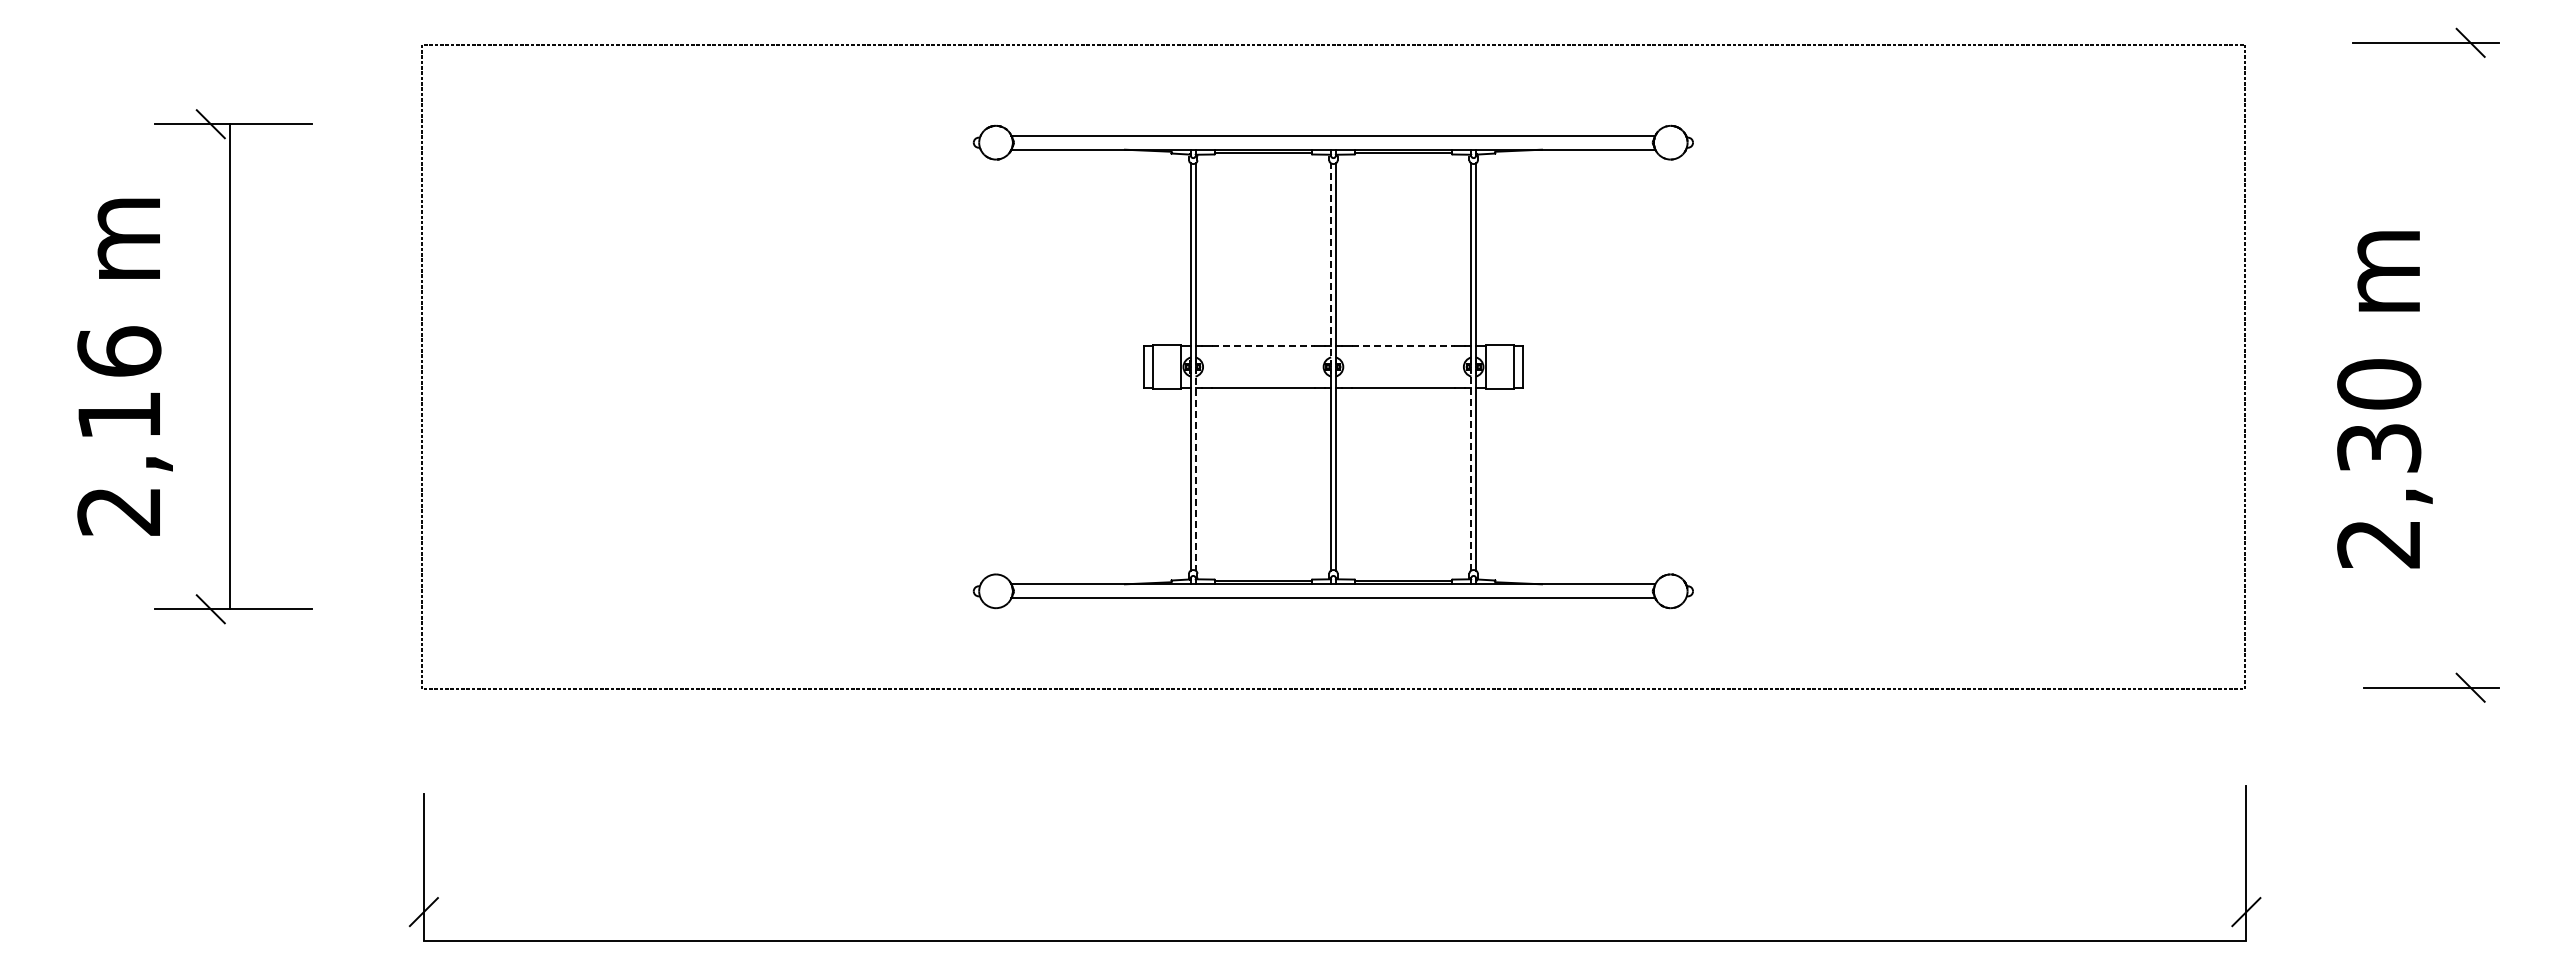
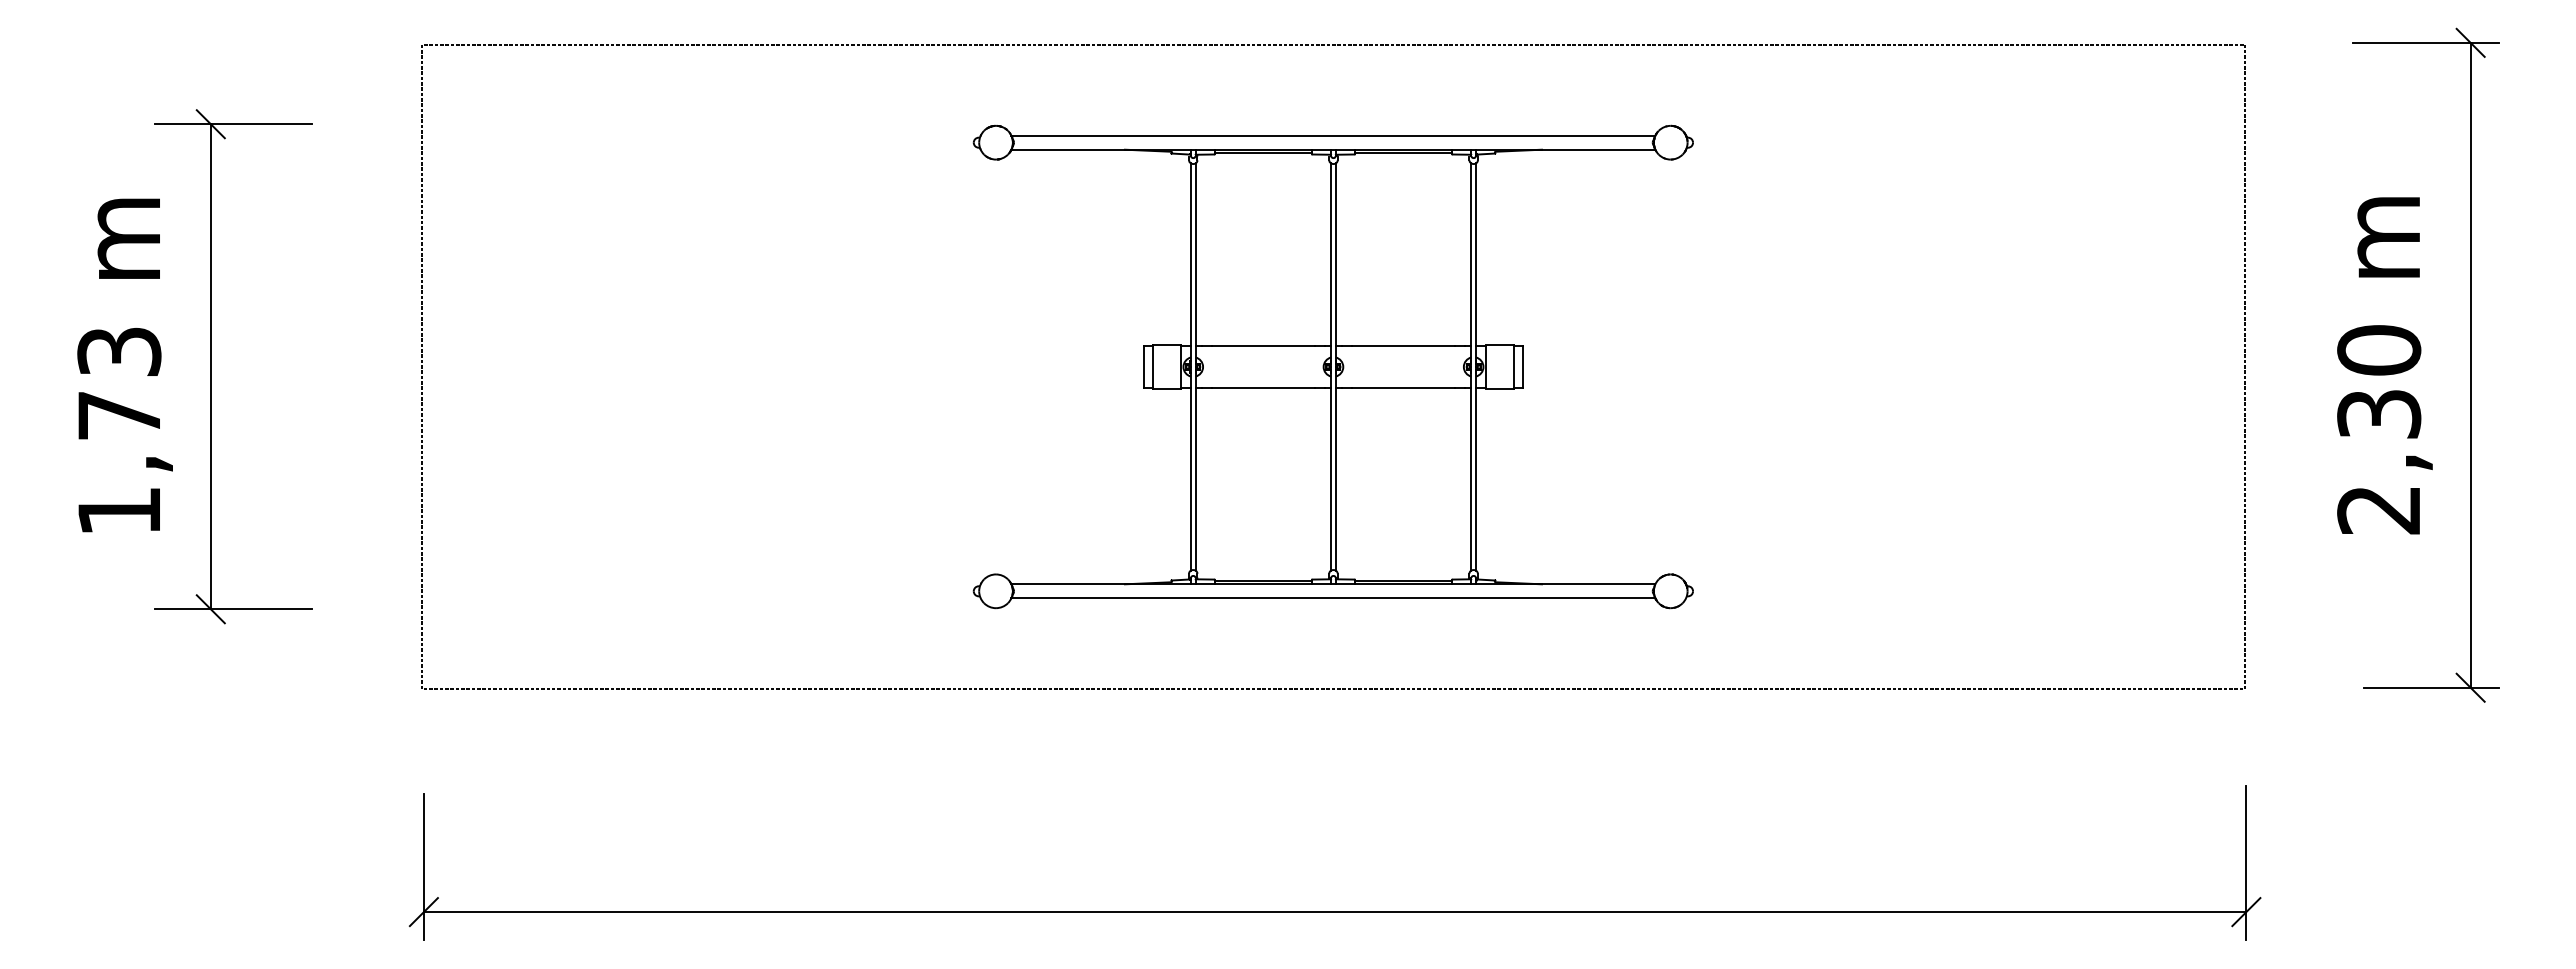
line: dashed -> solid (1331, 265)
line: dashed -> solid (1263, 345)
line: dashed -> solid (1404, 345)
line: none -> present (2470, 364)
line position: (229, 366) -> (210, 366) (210, 366)
text position: (2384, 399) -> (2384, 365) (2384, 365)
text: 2,16 -> 1,73 (119, 430)
line: dashed -> solid (1195, 468)
line: dashed -> solid (1471, 468)
line position: (1334, 941) -> (1334, 912) (1334, 912)
